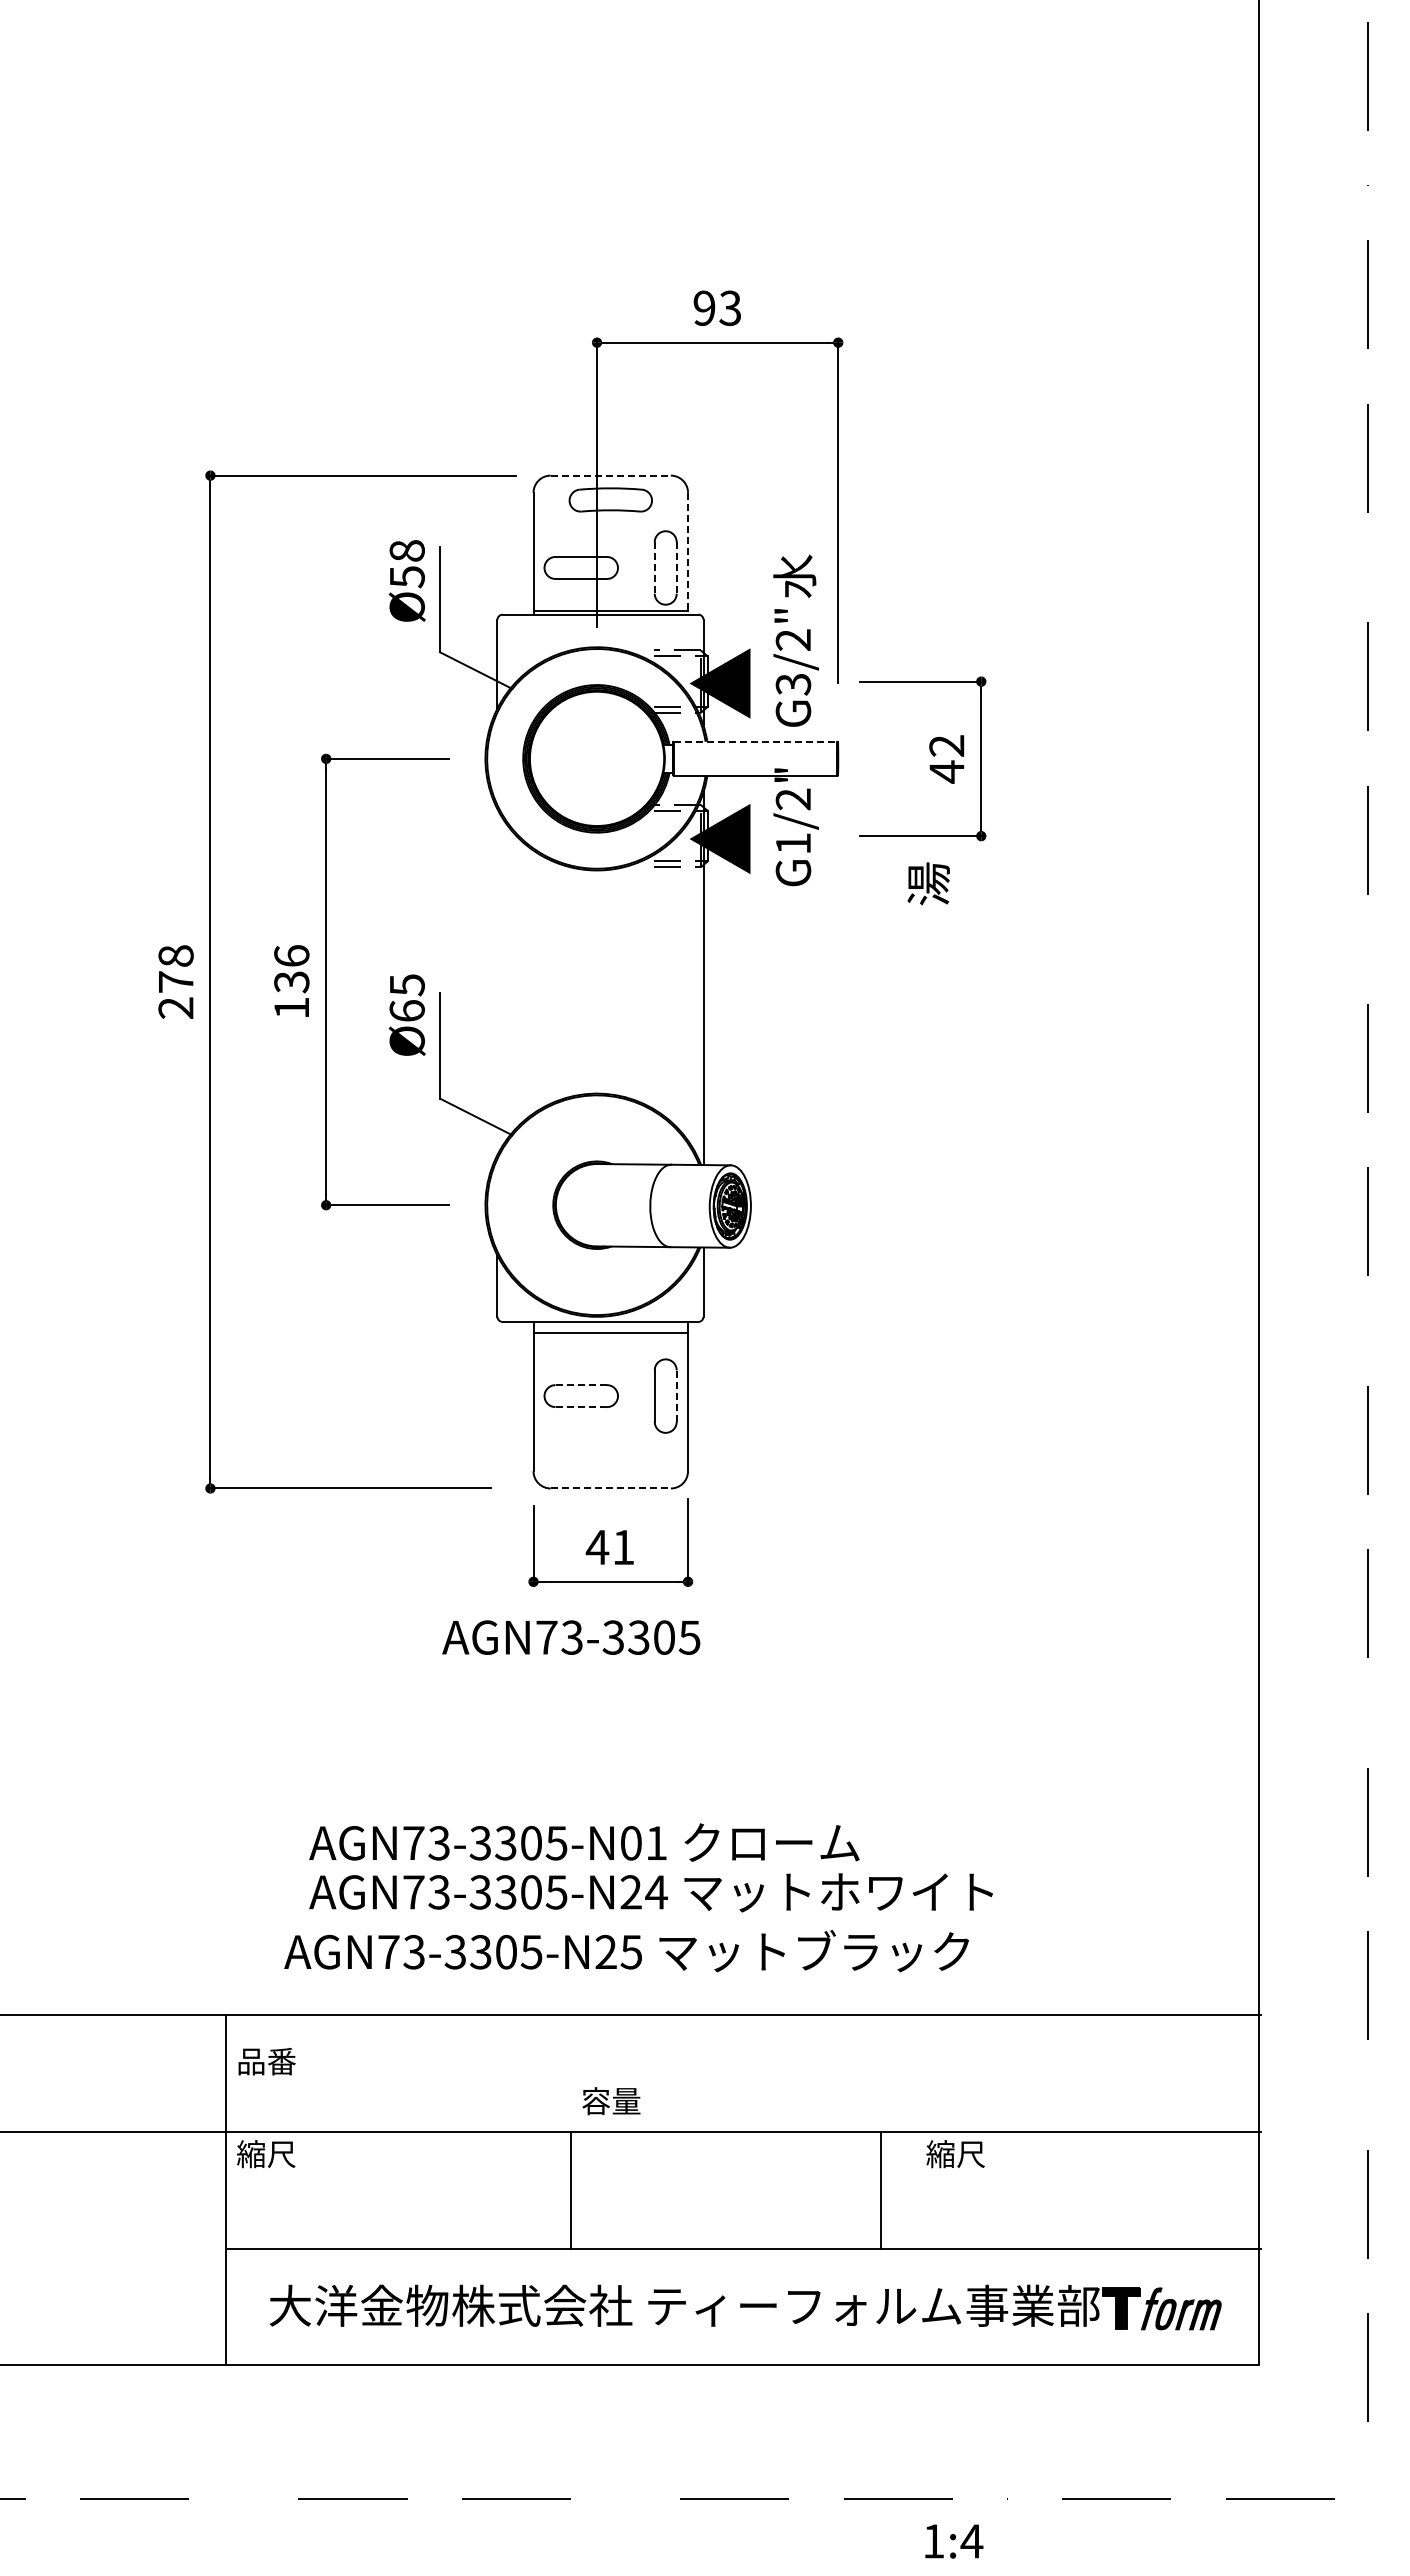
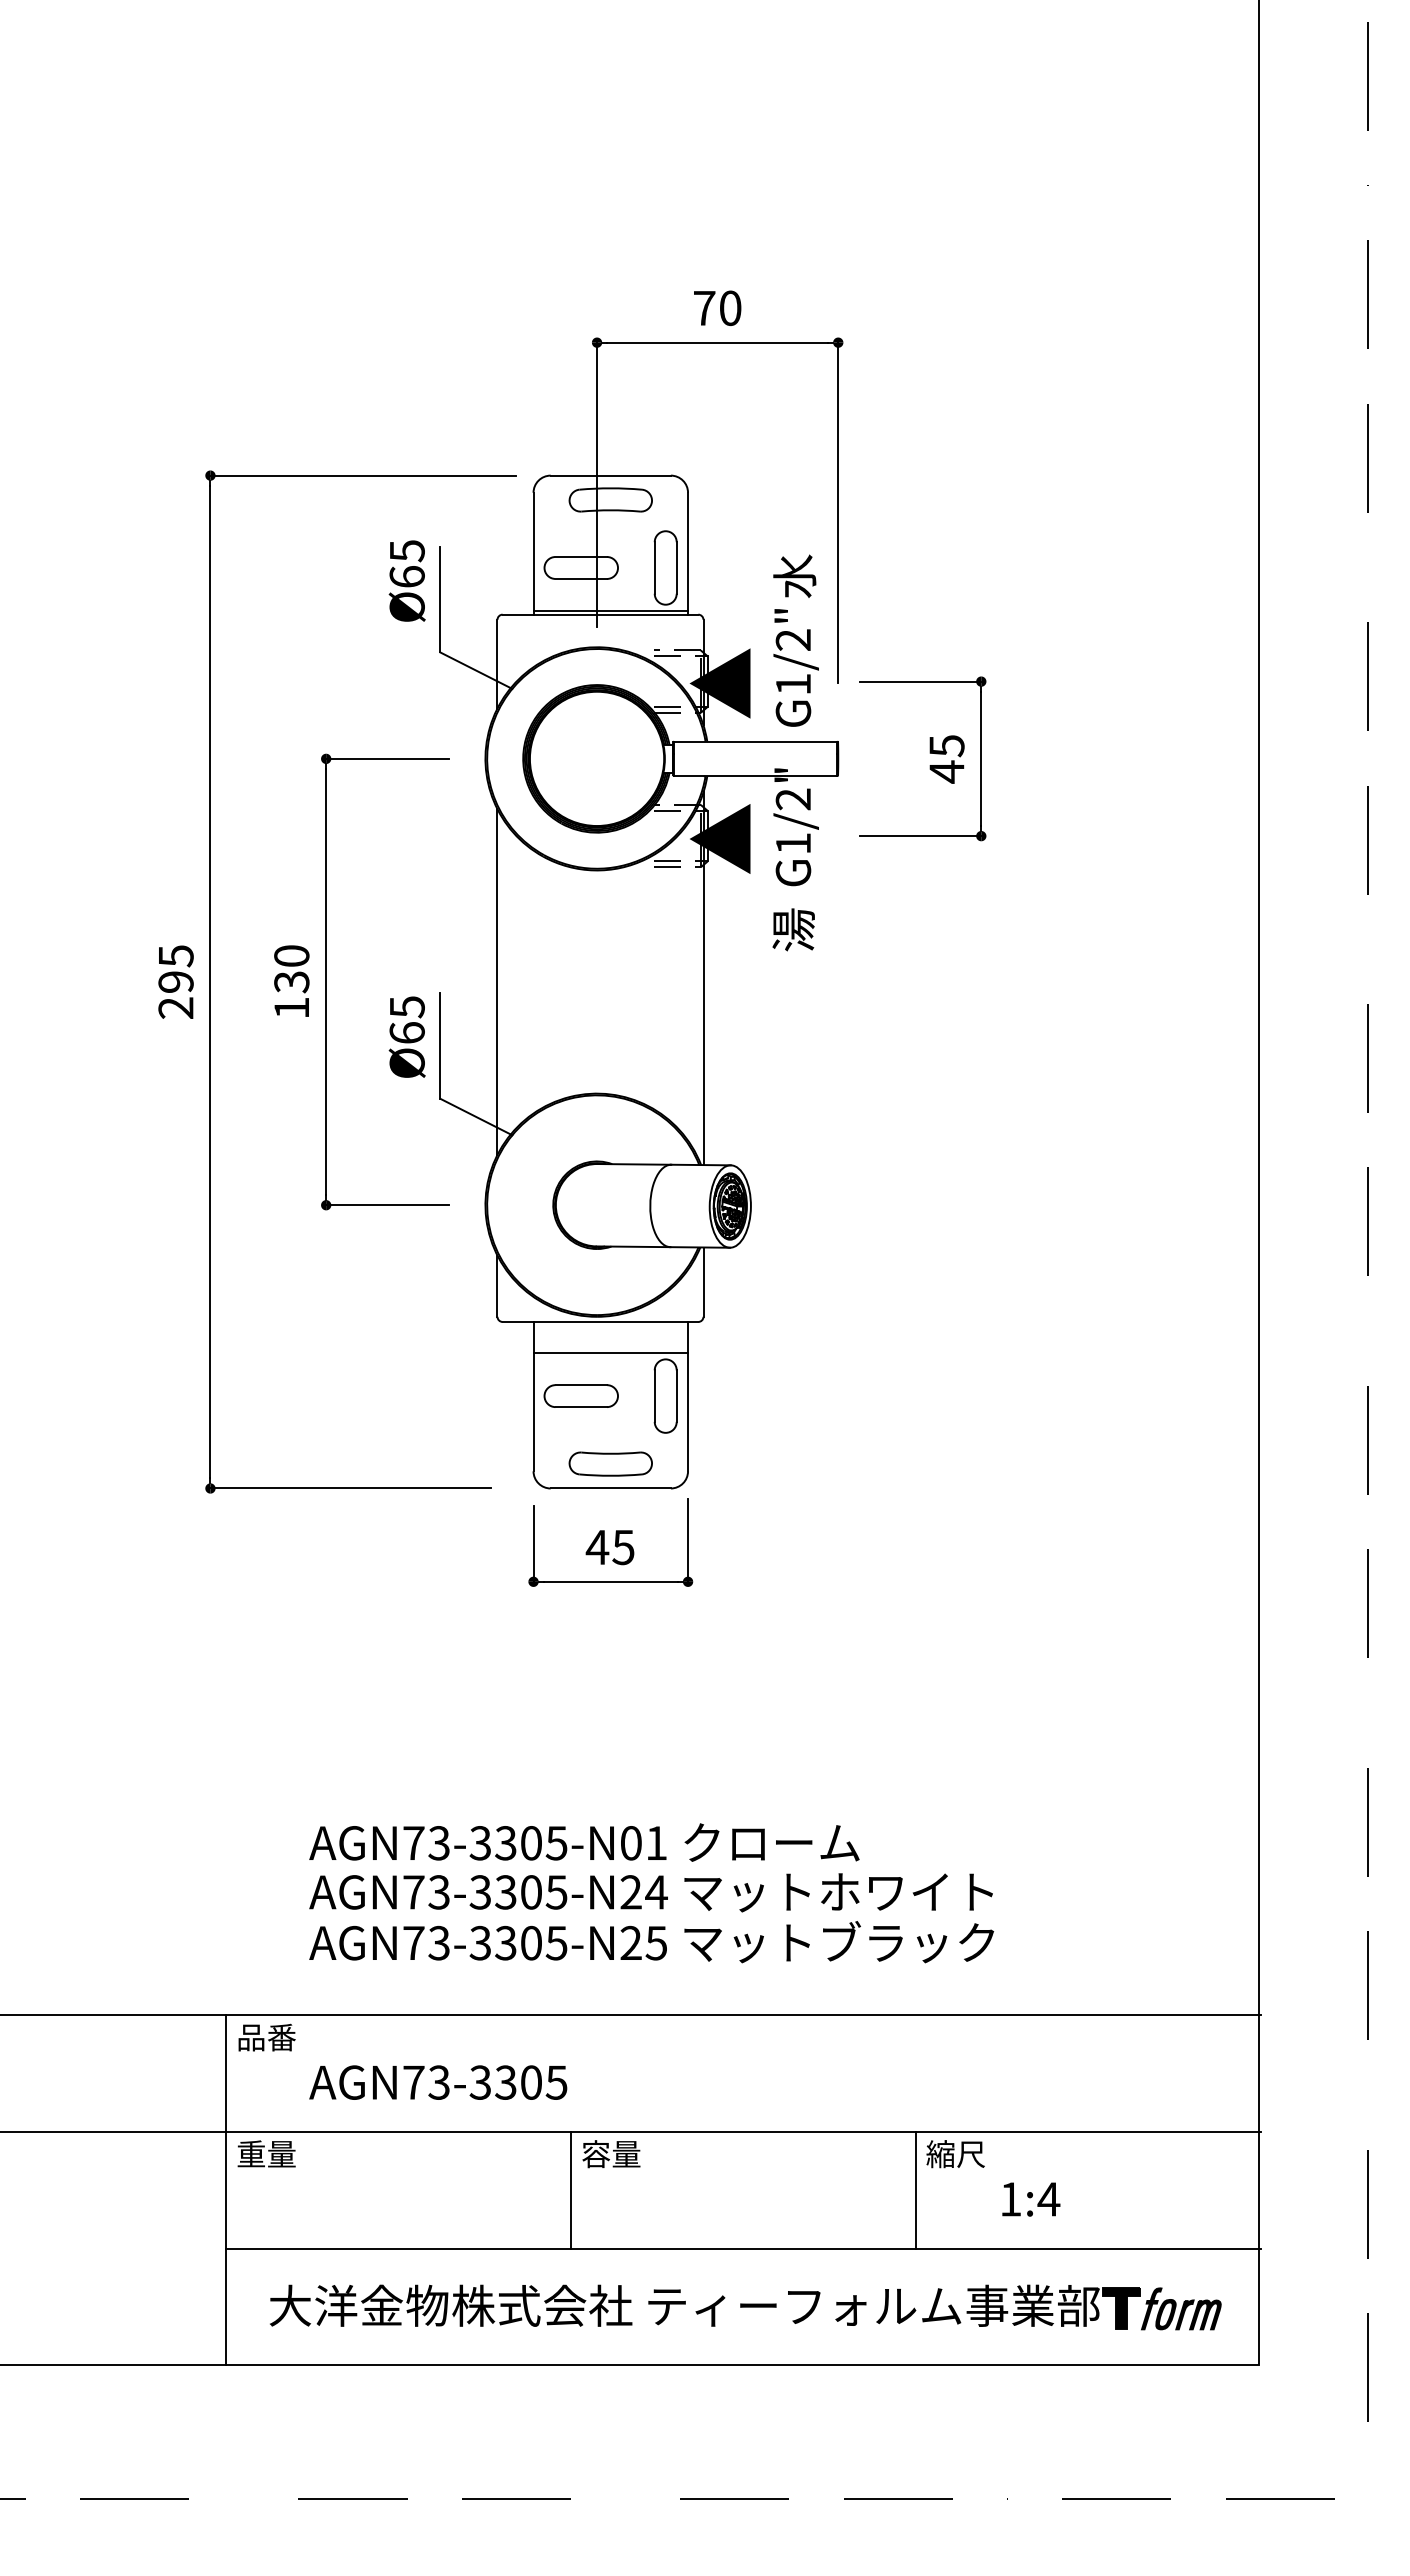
text: 93 -> 70 (717, 308)
line: dashed -> solid (611, 475)
line: dashed -> solid (688, 553)
text: Ø58 -> Ø65 (406, 564)
line: dashed -> solid (654, 567)
line: dashed -> solid (676, 567)
text: G3/2" -> G1/2" (793, 684)
line: dashed -> solid (755, 741)
text: 42 -> 45 (946, 746)
text position: (928, 883) -> (793, 929) (793, 929)
text: 136 -> 130 (291, 955)
text: 278 -> 295 (175, 968)
line: none -> present (497, 981)
text position: (406, 1014) -> (406, 1036) (406, 1036)
line position: (610, 1332) -> (610, 1352) (610, 1352)
line: dashed -> solid (581, 1385)
line: dashed -> solid (676, 1396)
line: dashed -> solid (581, 1407)
part: none -> present (610, 1463)
line: dashed -> solid (611, 1488)
text: 41 -> 45 (623, 1547)
text position: (571, 1637) -> (438, 2082) (438, 2082)
text position: (626, 1951) -> (651, 1942) (651, 1942)
text position: (266, 2061) -> (266, 2037) (266, 2037)
text position: (611, 2101) -> (611, 2154) (611, 2154)
text: 縮尺 -> 重量 (266, 2154)
line position: (880, 2189) -> (915, 2189) (915, 2189)
text position: (954, 2541) -> (1031, 2199) (1031, 2199)
